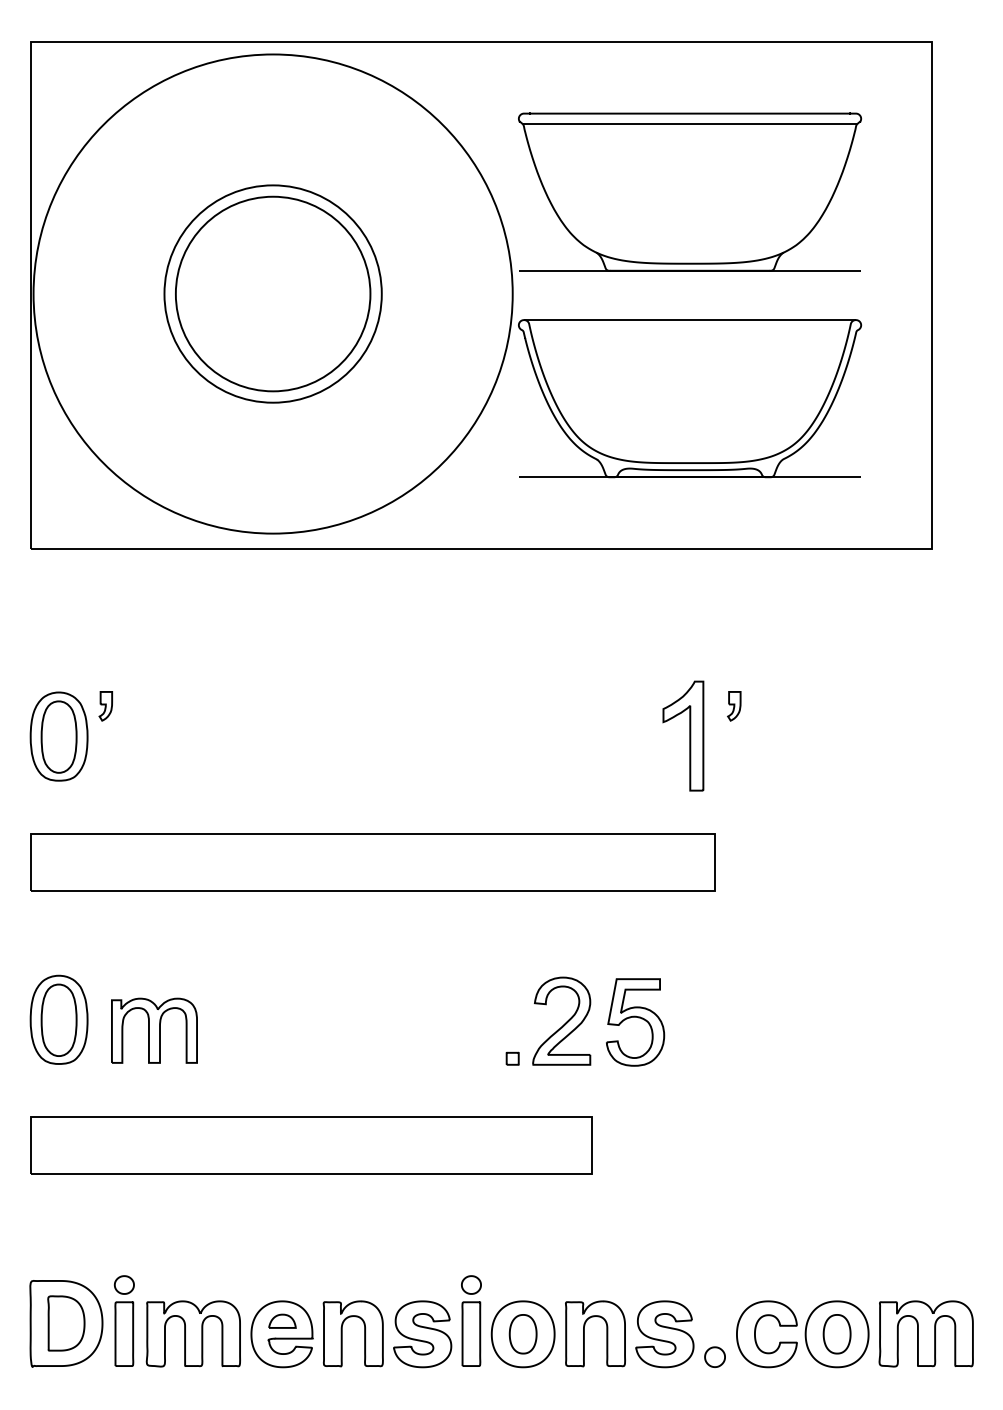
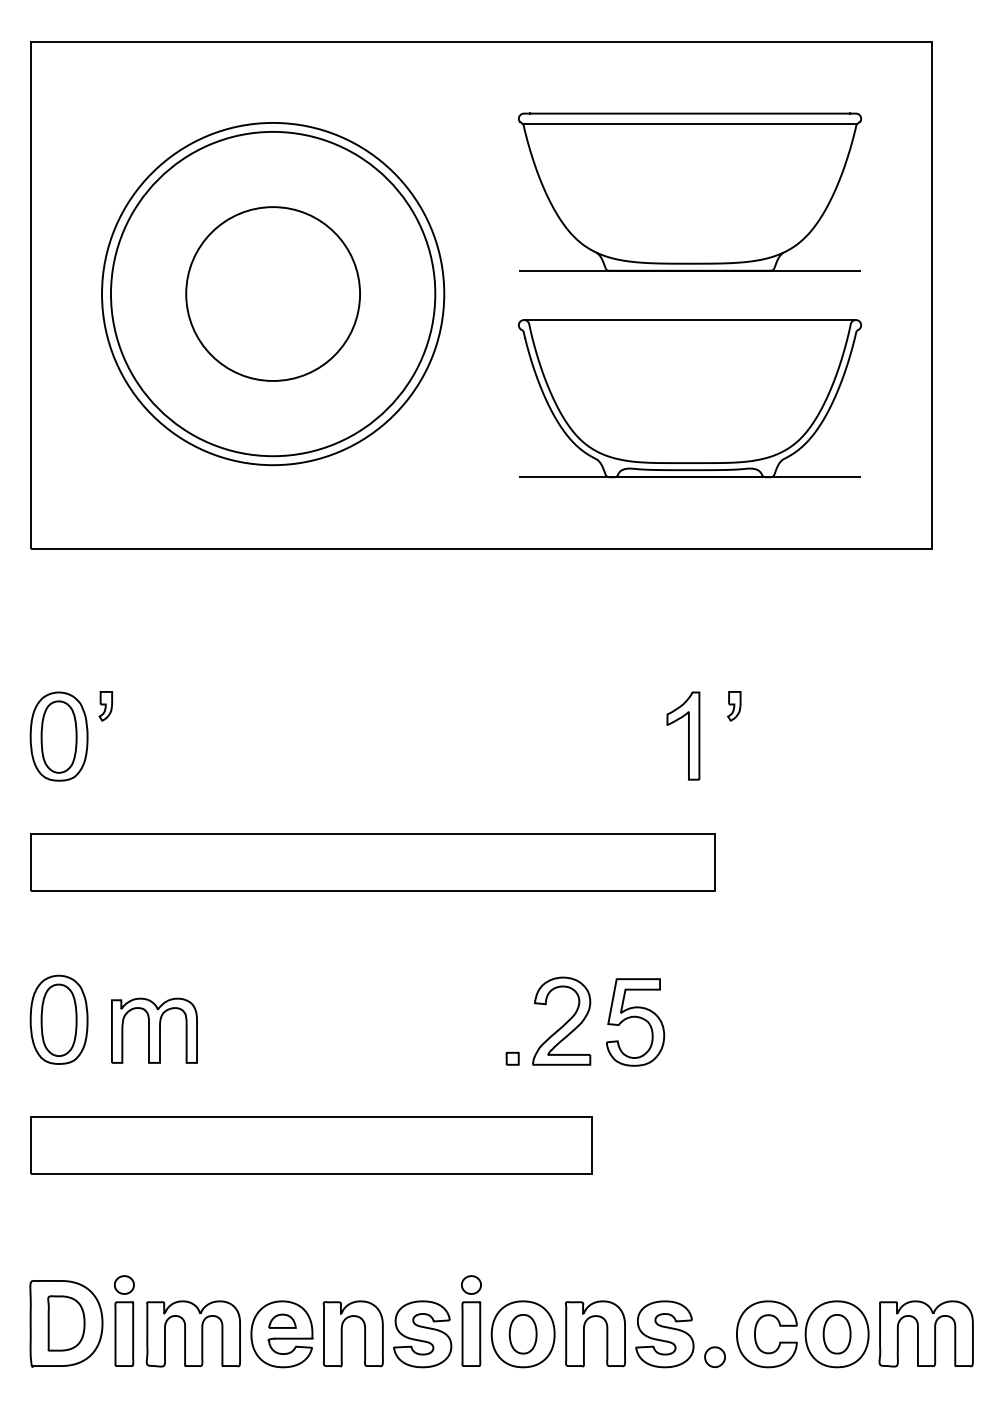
circle diameter: 195 px -> 324 px (272, 293)
circle diameter: 217 px -> 174 px (273, 293)
circle diameter: 479 px -> 342 px (273, 293)
part size: 43x112 px -> 35x90 px (683, 735)
